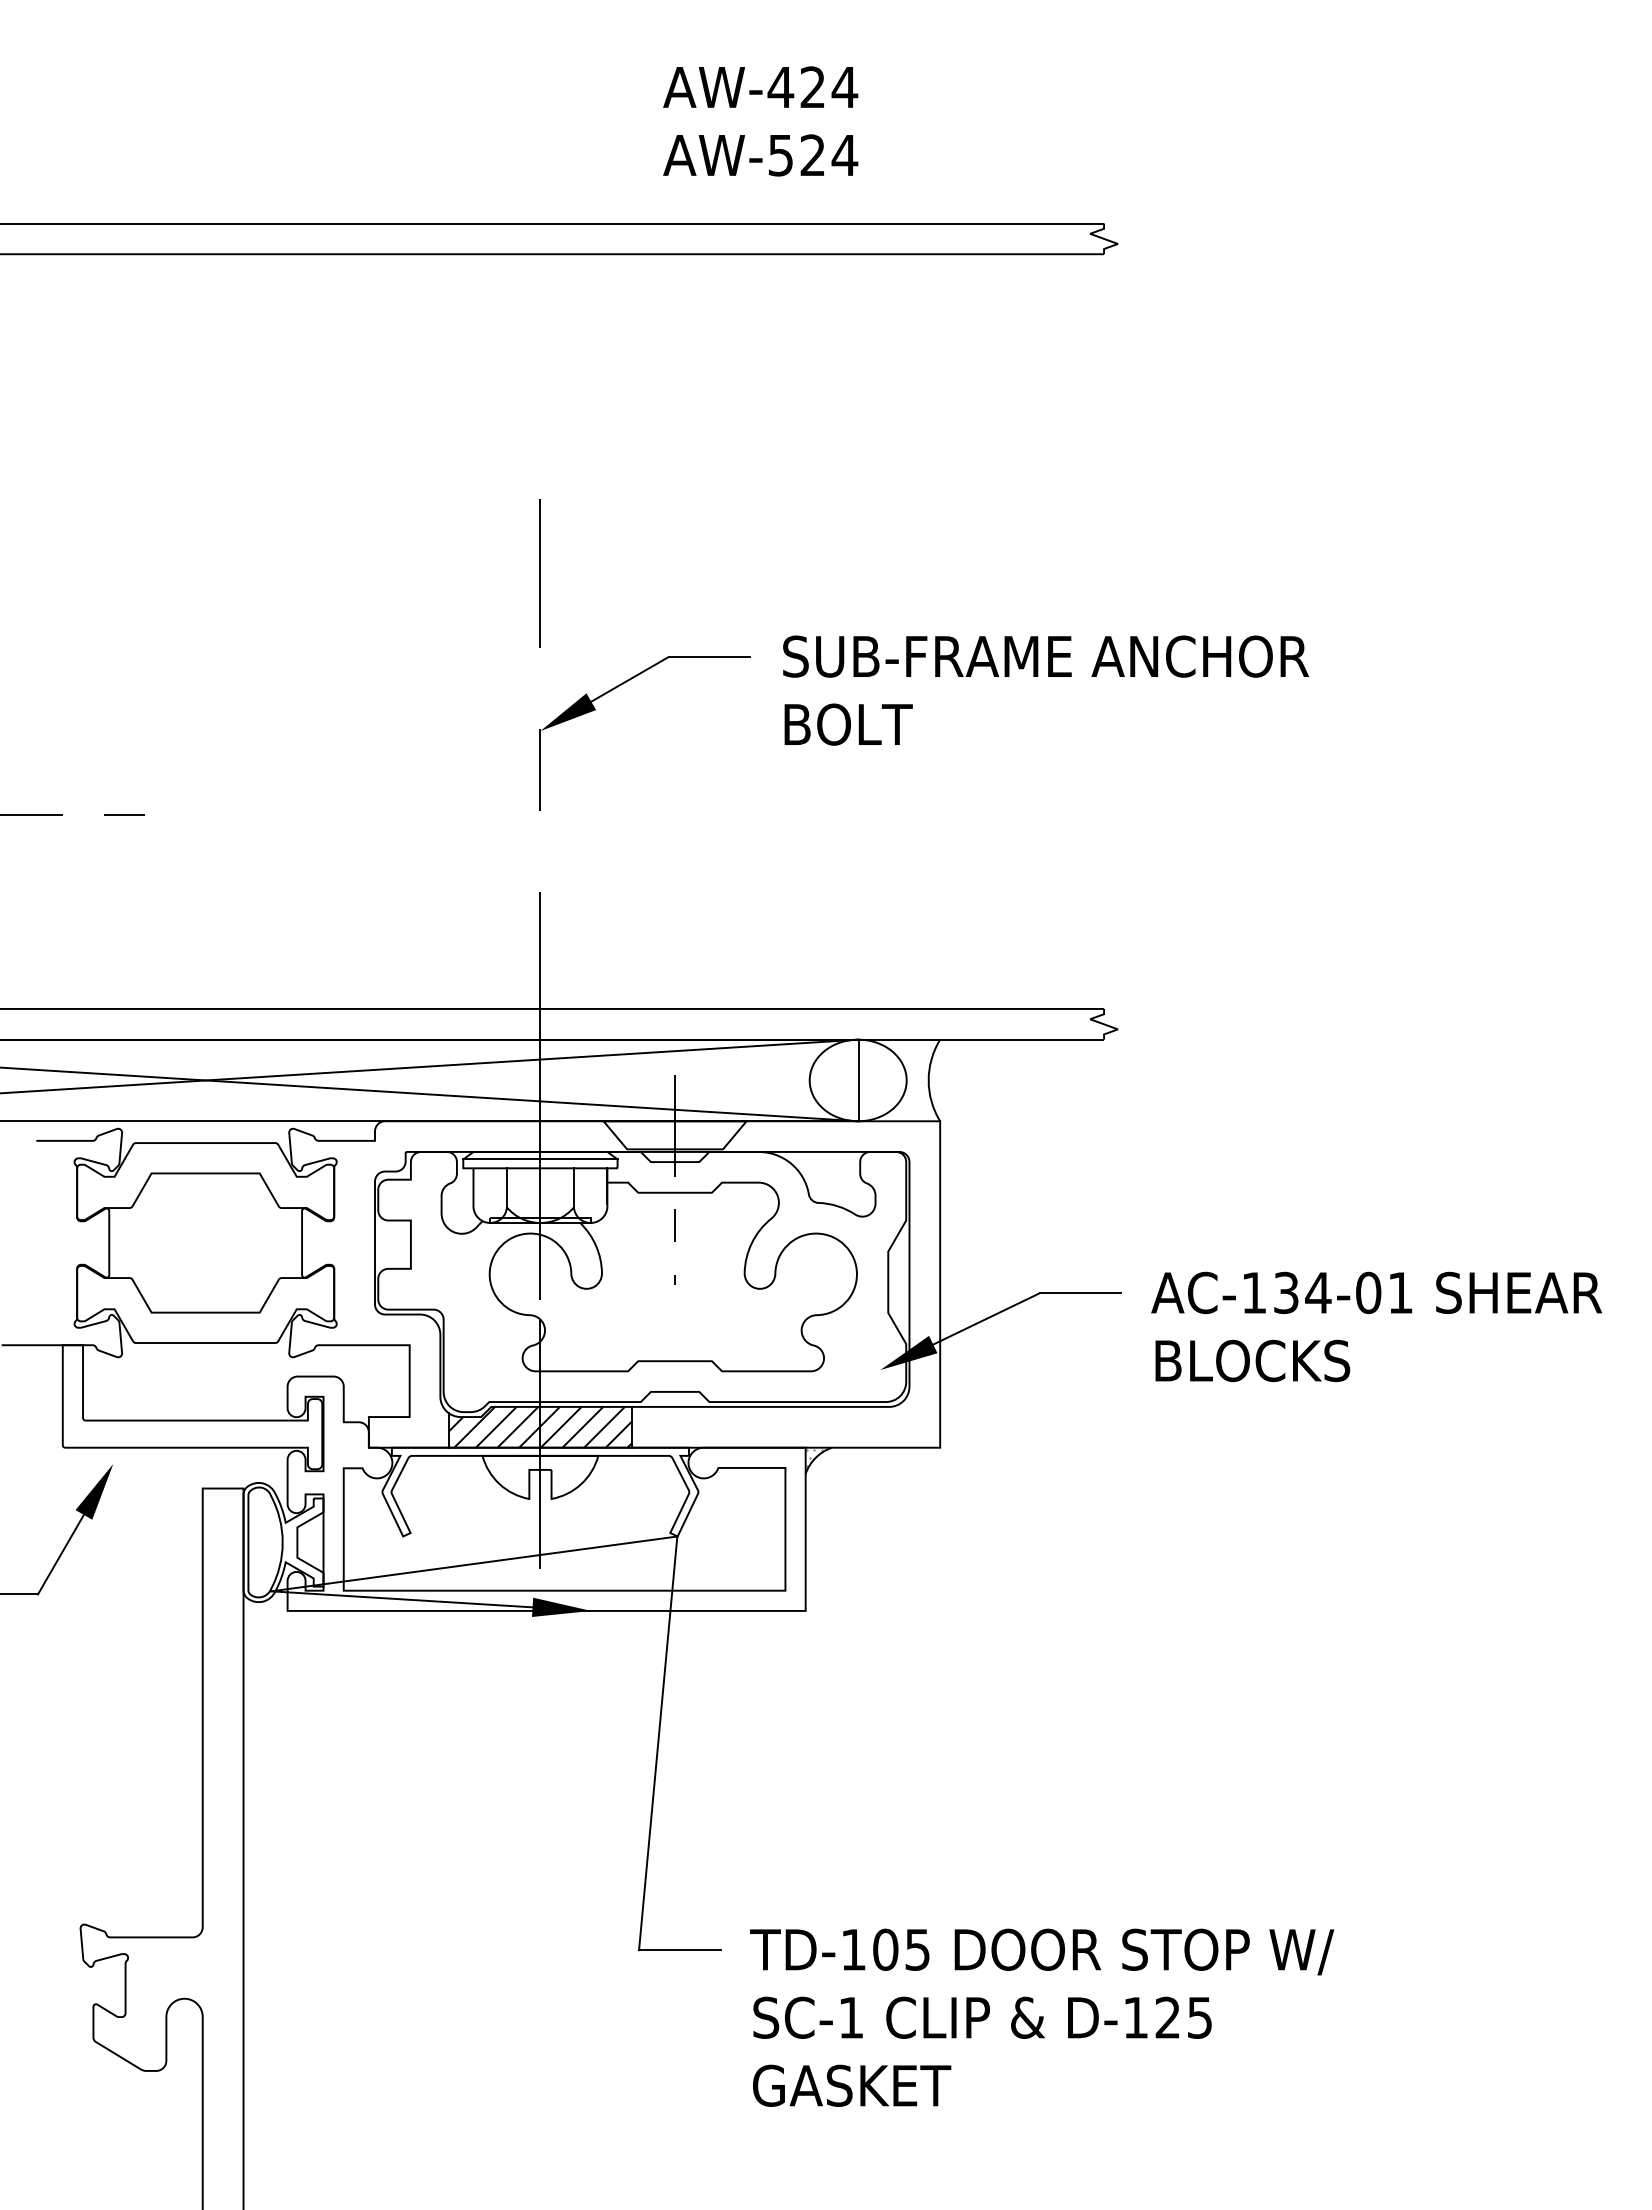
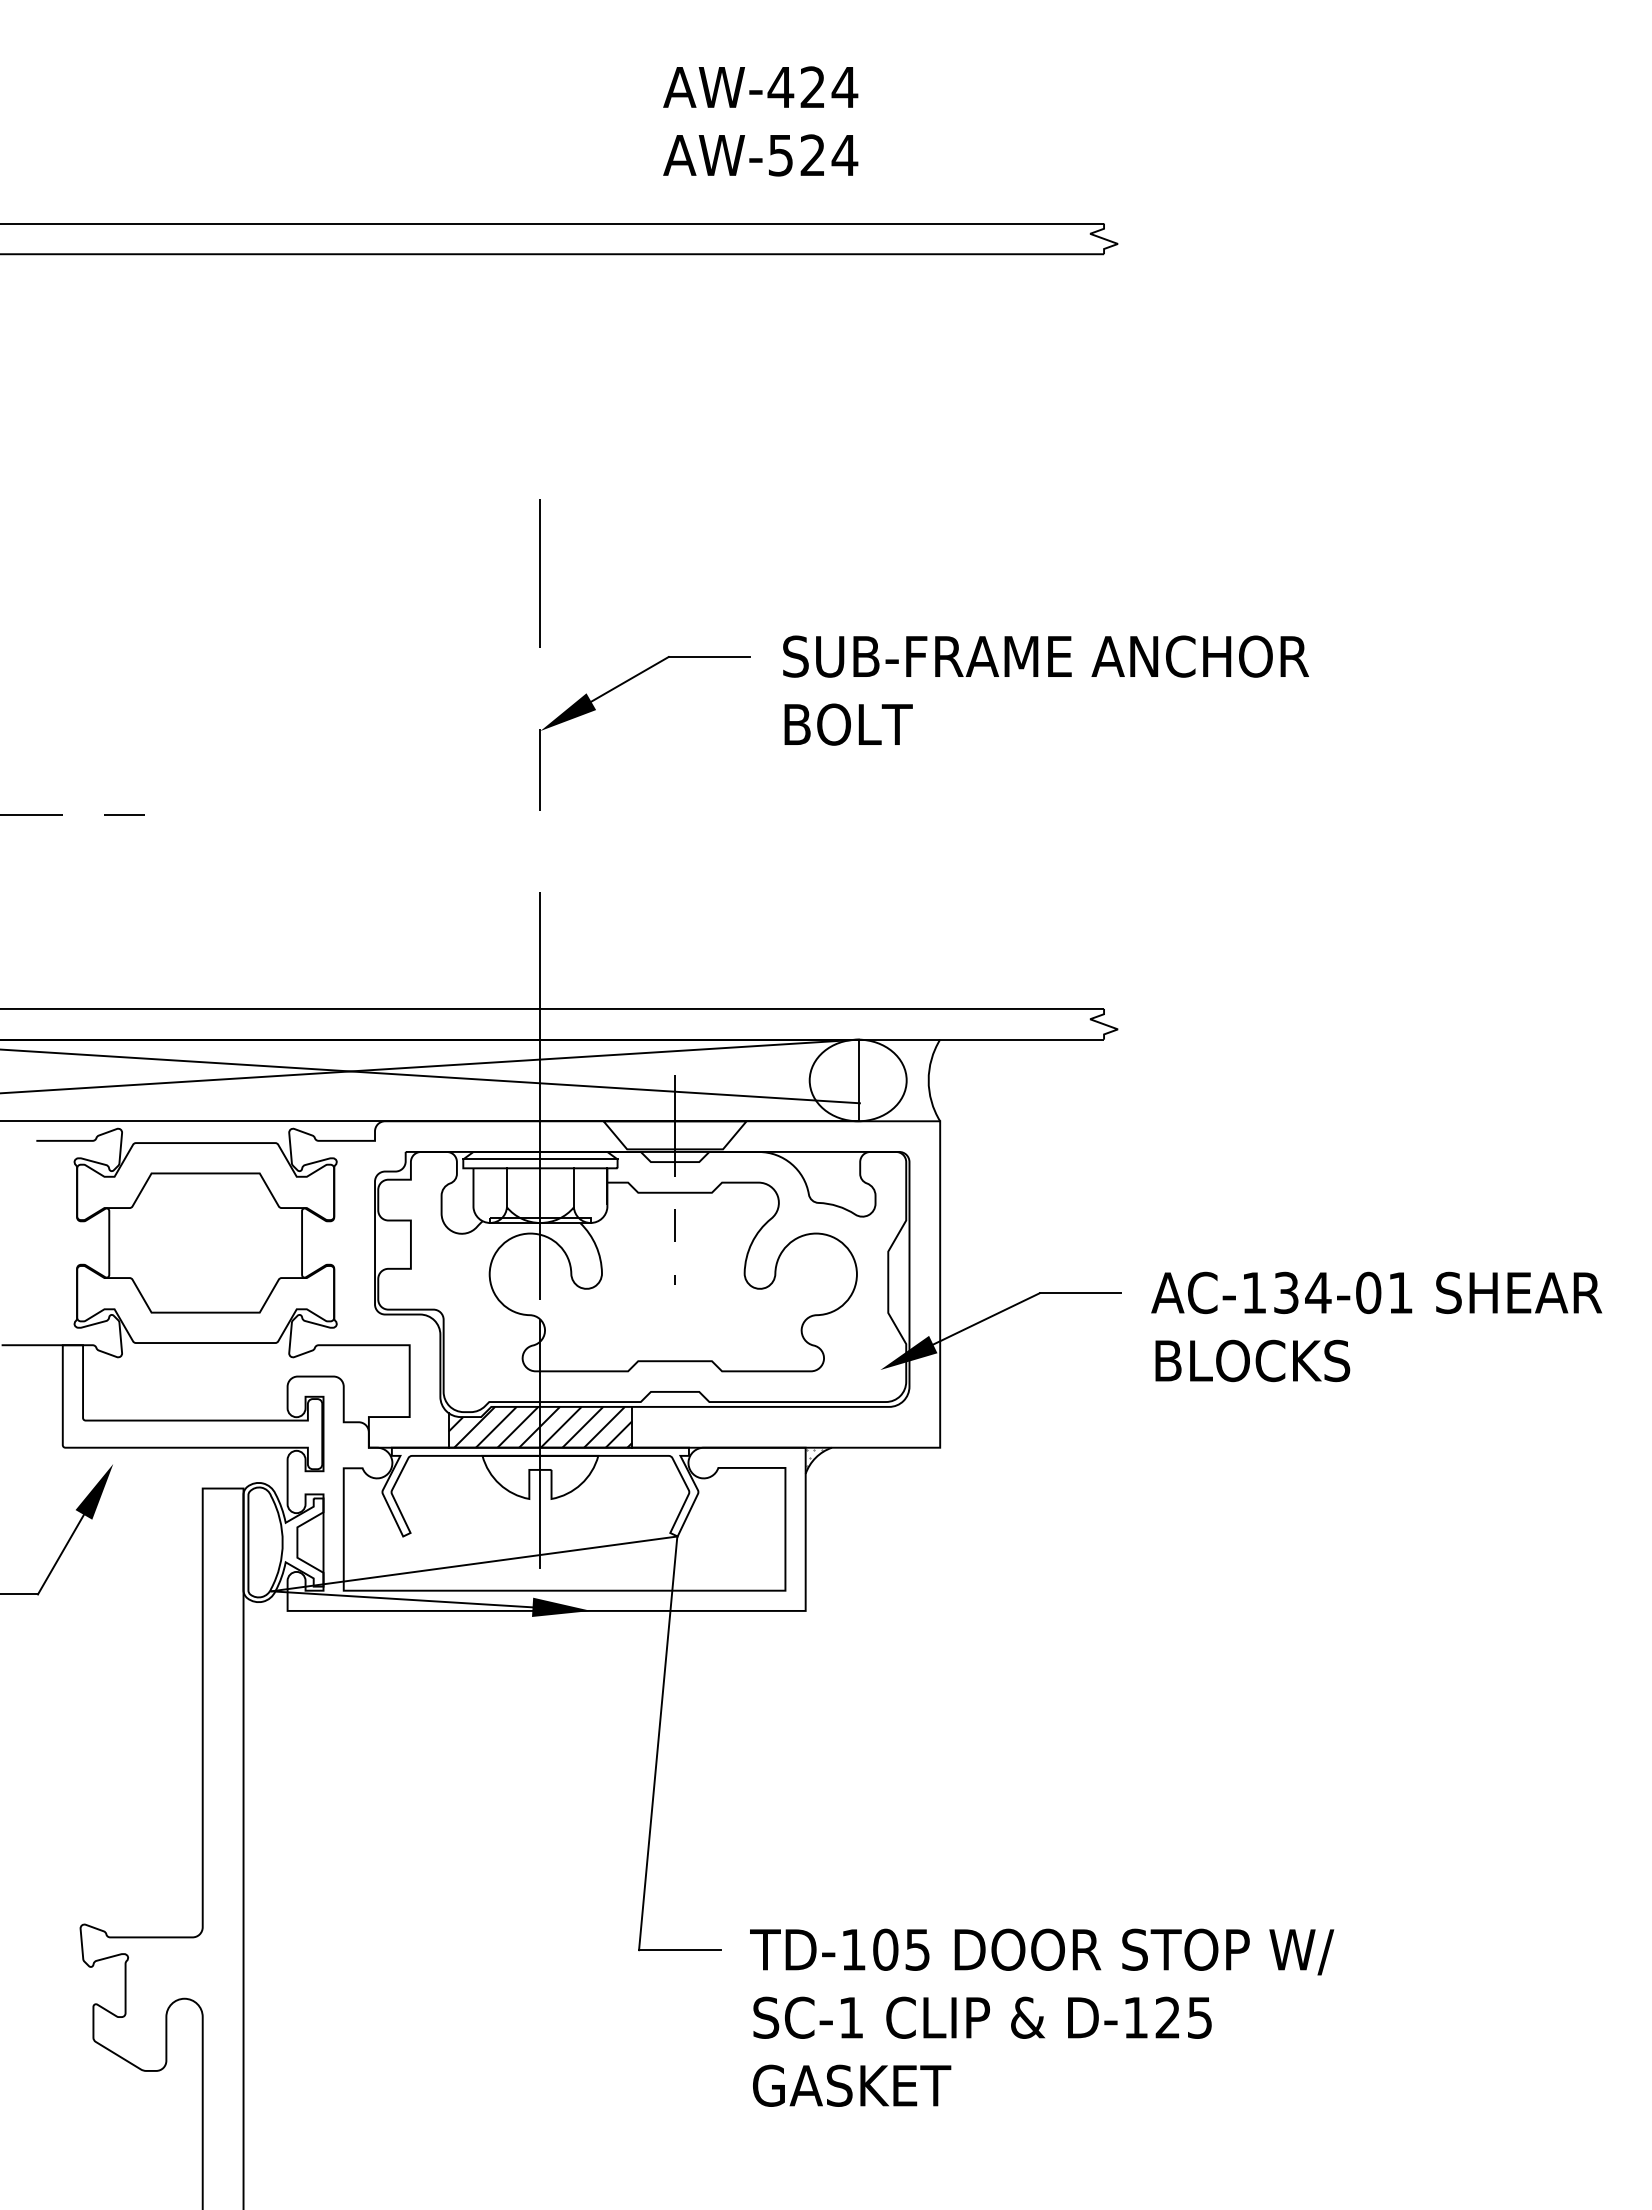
line position: (430, 1094) -> (430, 1076) (430, 1076)
